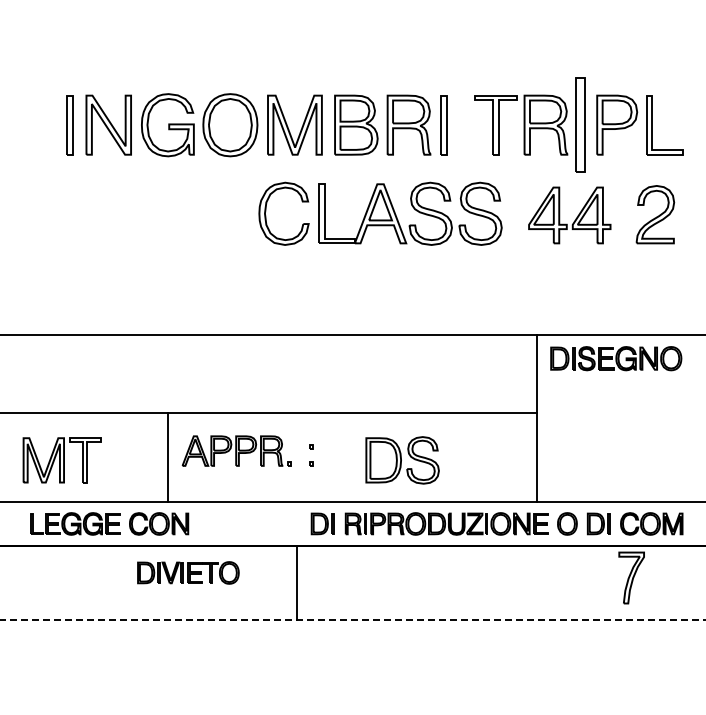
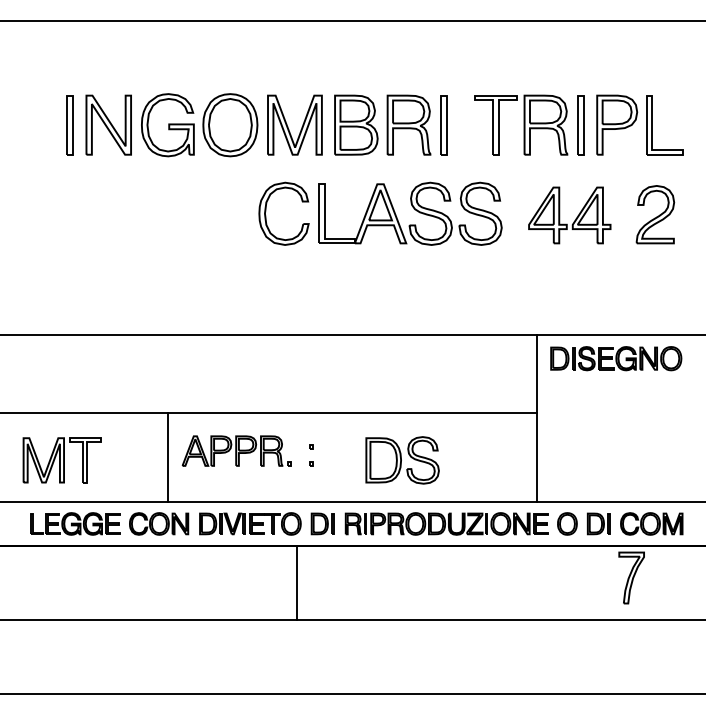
line: none -> present (352, 21)
part size: 11x96 px -> 8x61 px (580, 125)
part position: (188, 572) -> (250, 523) (250, 523)
line: dashed -> solid (353, 619)
line: none -> present (352, 693)
